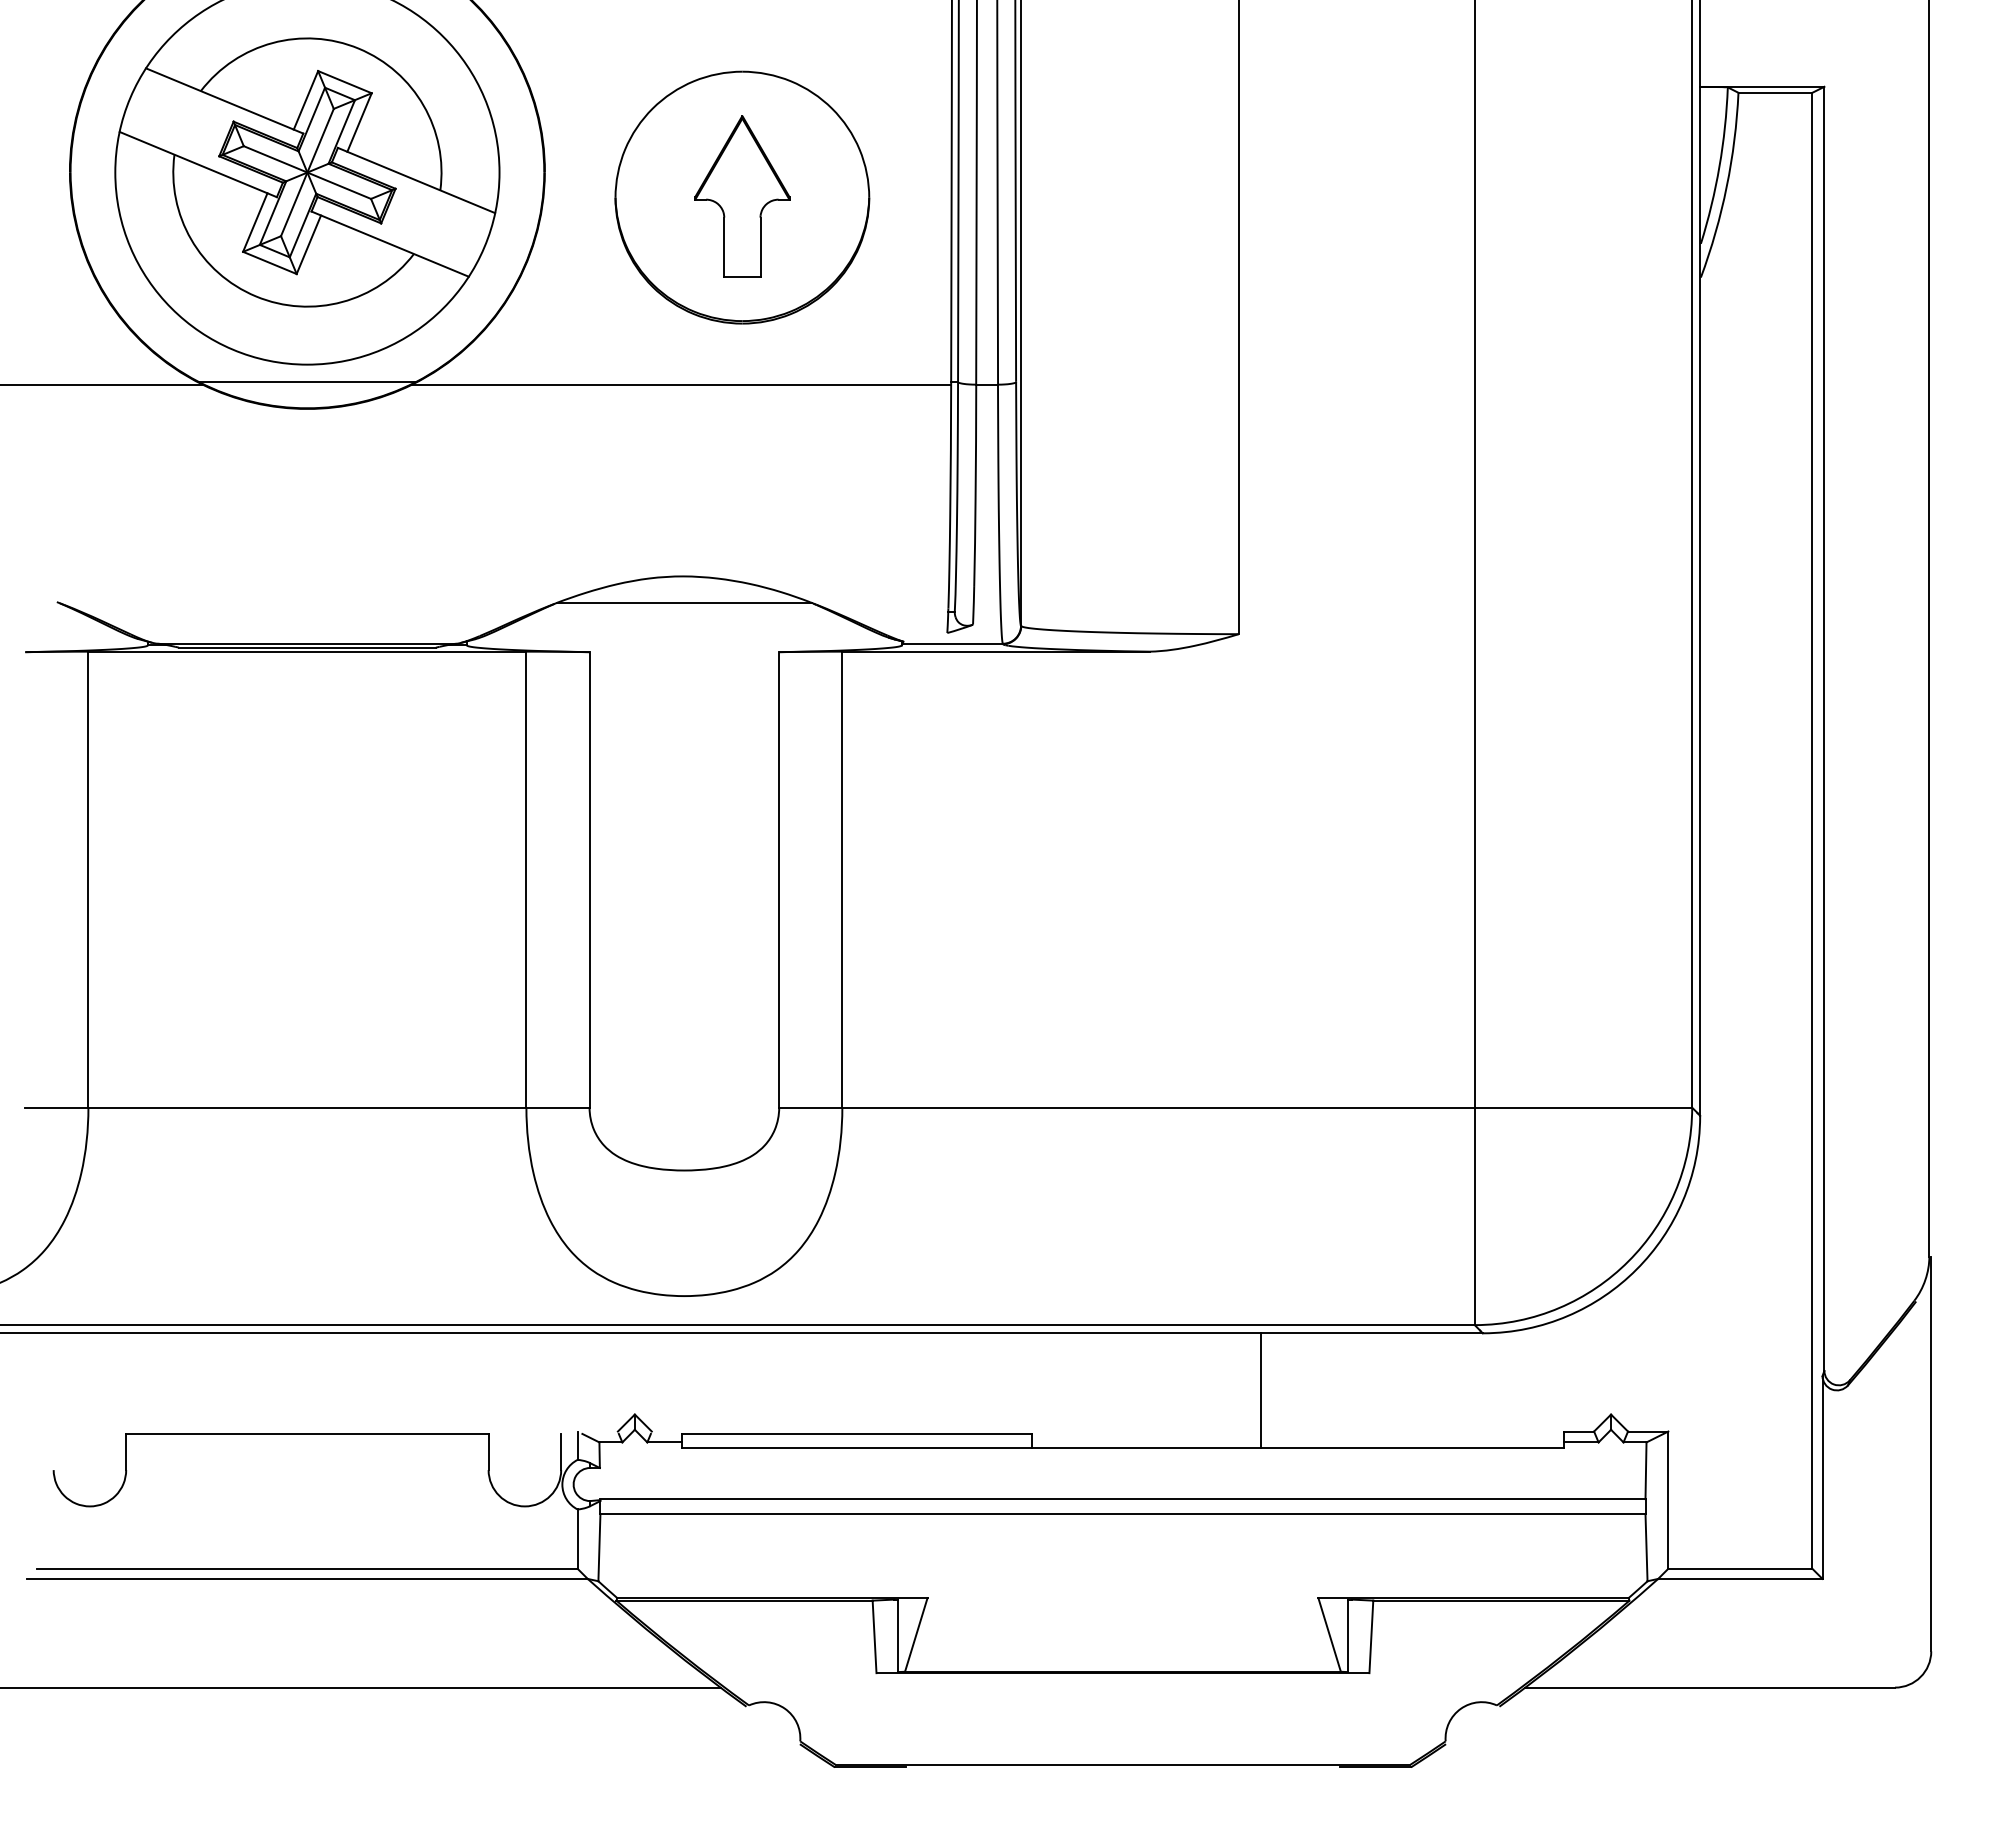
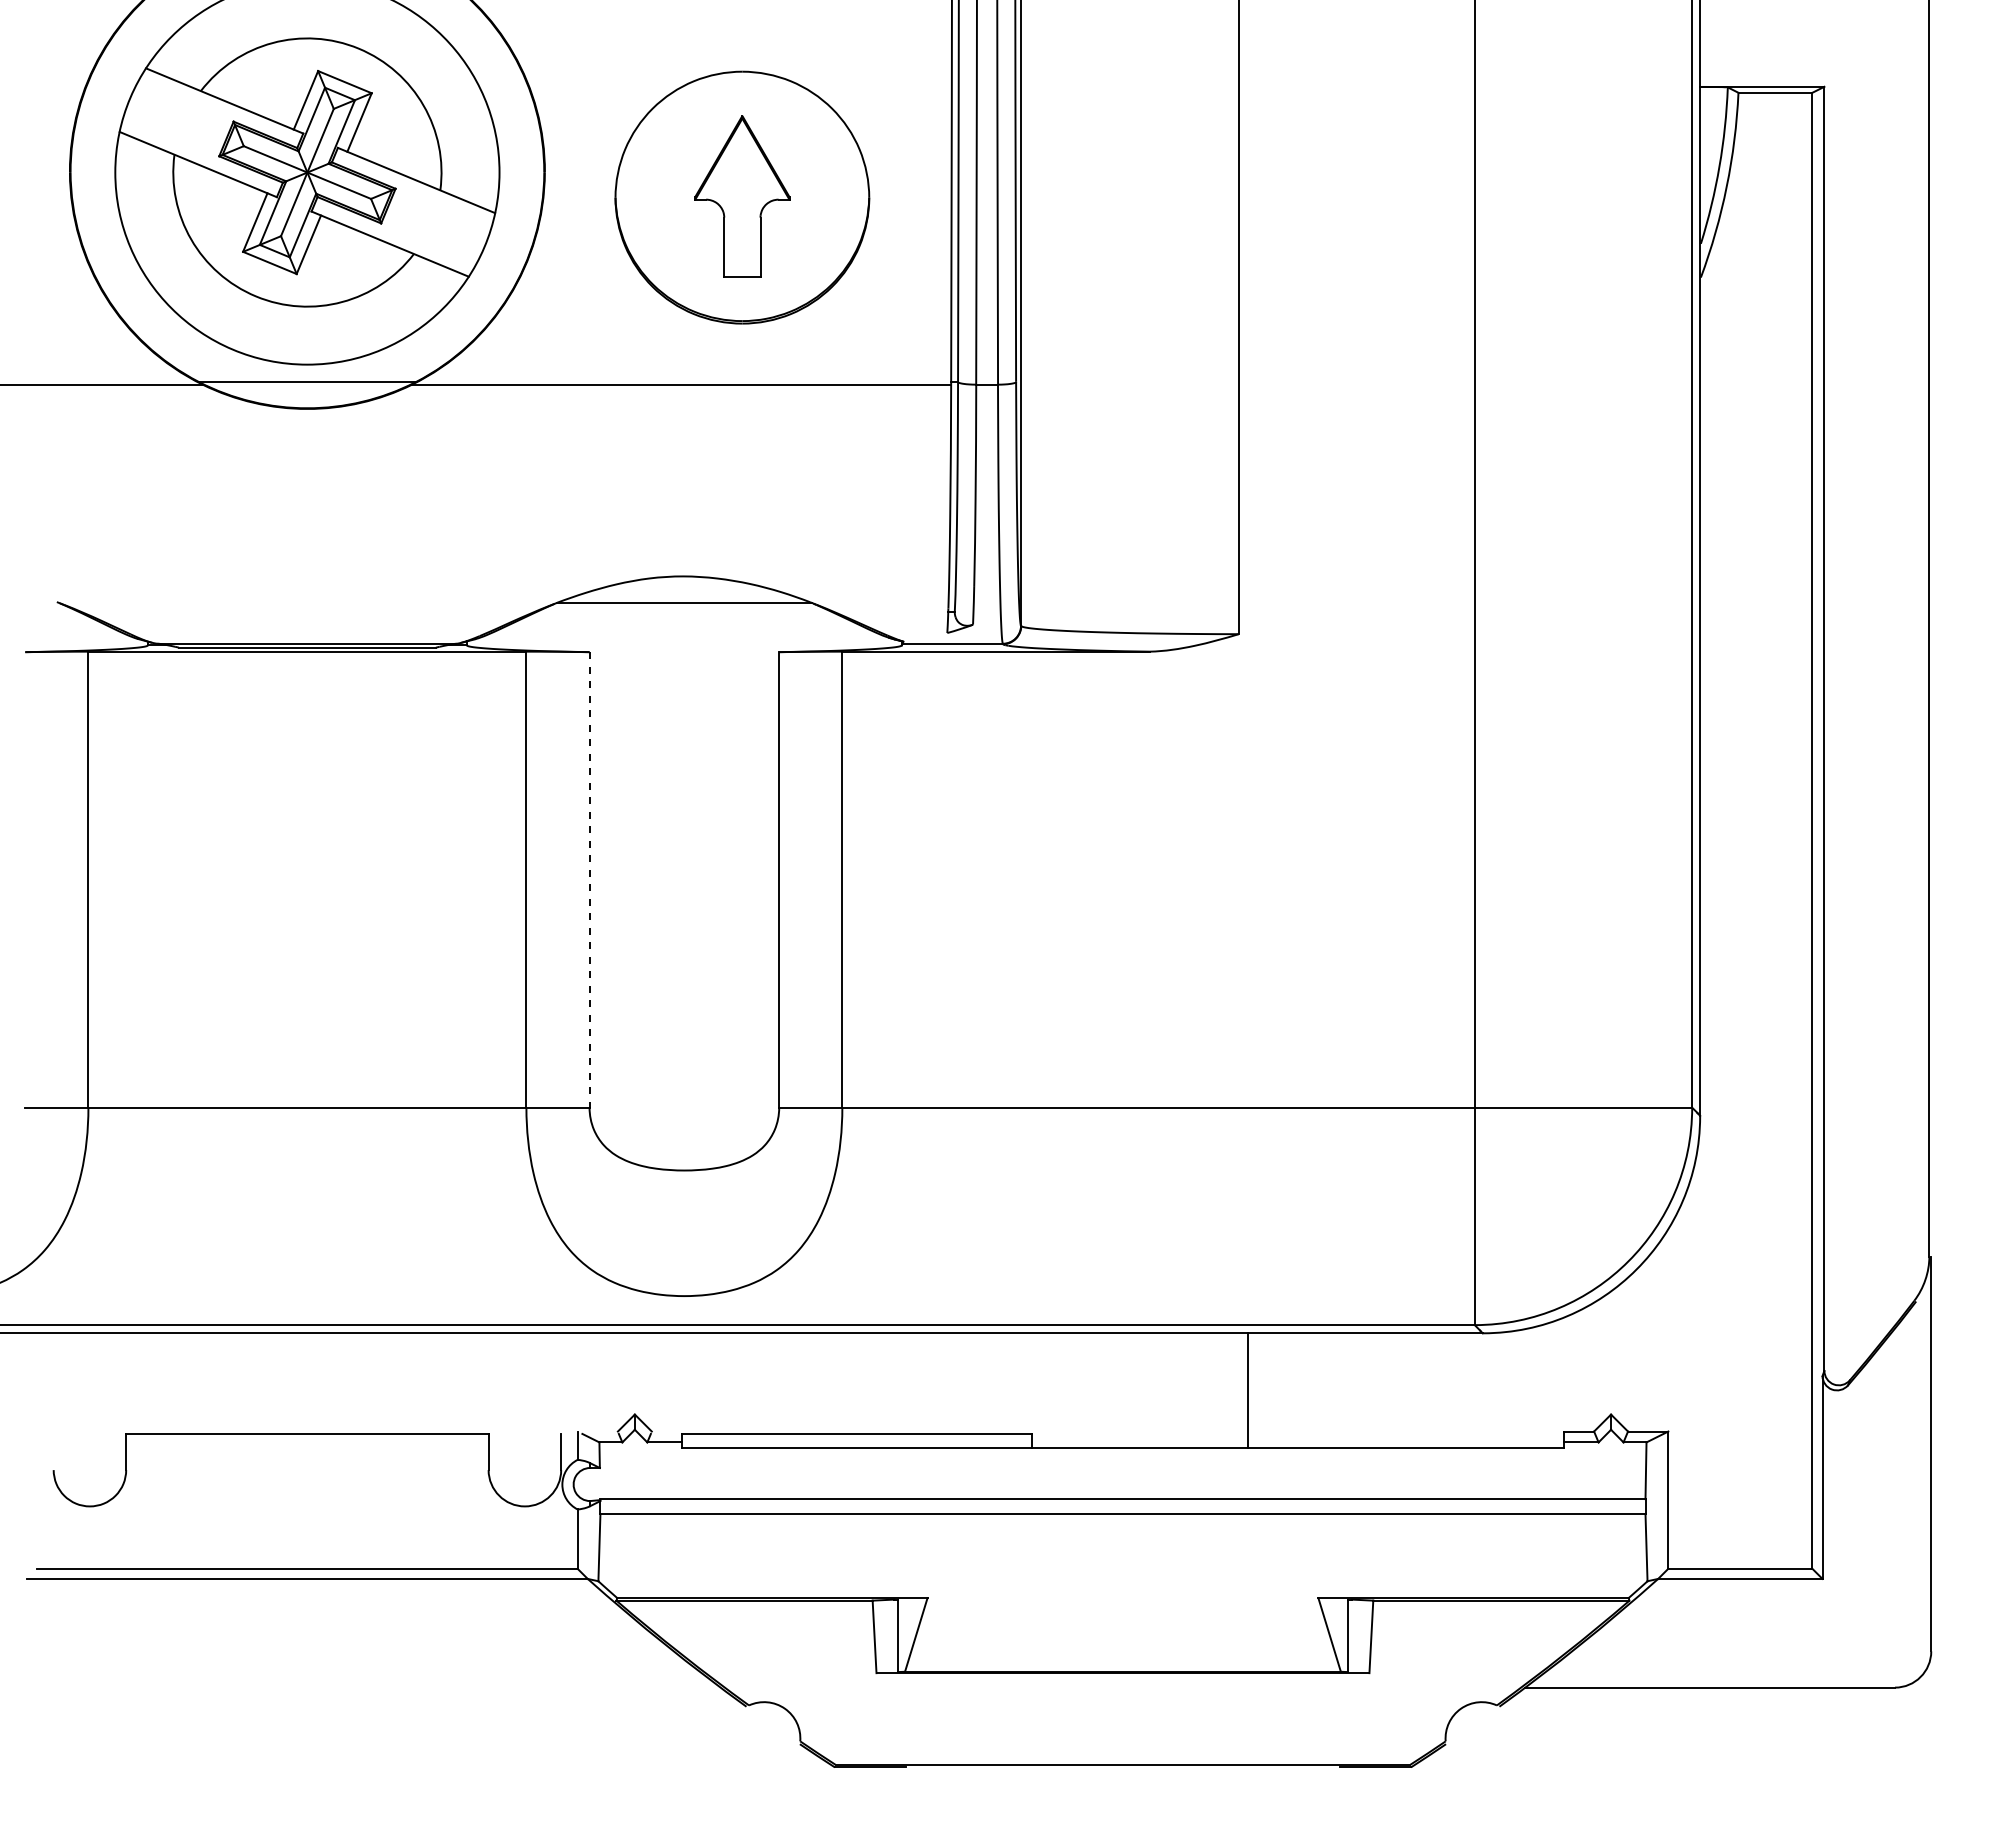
line: solid -> dashed (589, 879)
line position: (1260, 1390) -> (1247, 1390) (1247, 1390)
line: present -> none (361, 1687)
